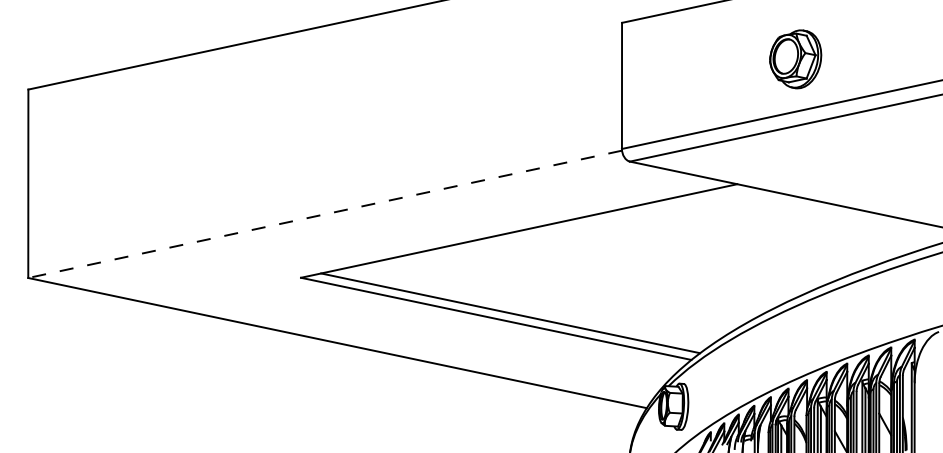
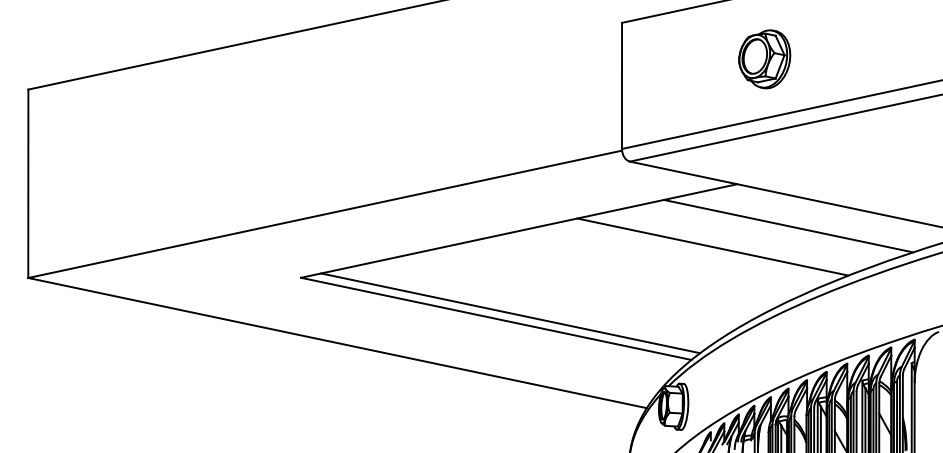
part position: (795, 59) -> (764, 59) (764, 59)
line: dashed -> solid (325, 214)
line: none -> present (788, 225)
line: none -> present (712, 246)
